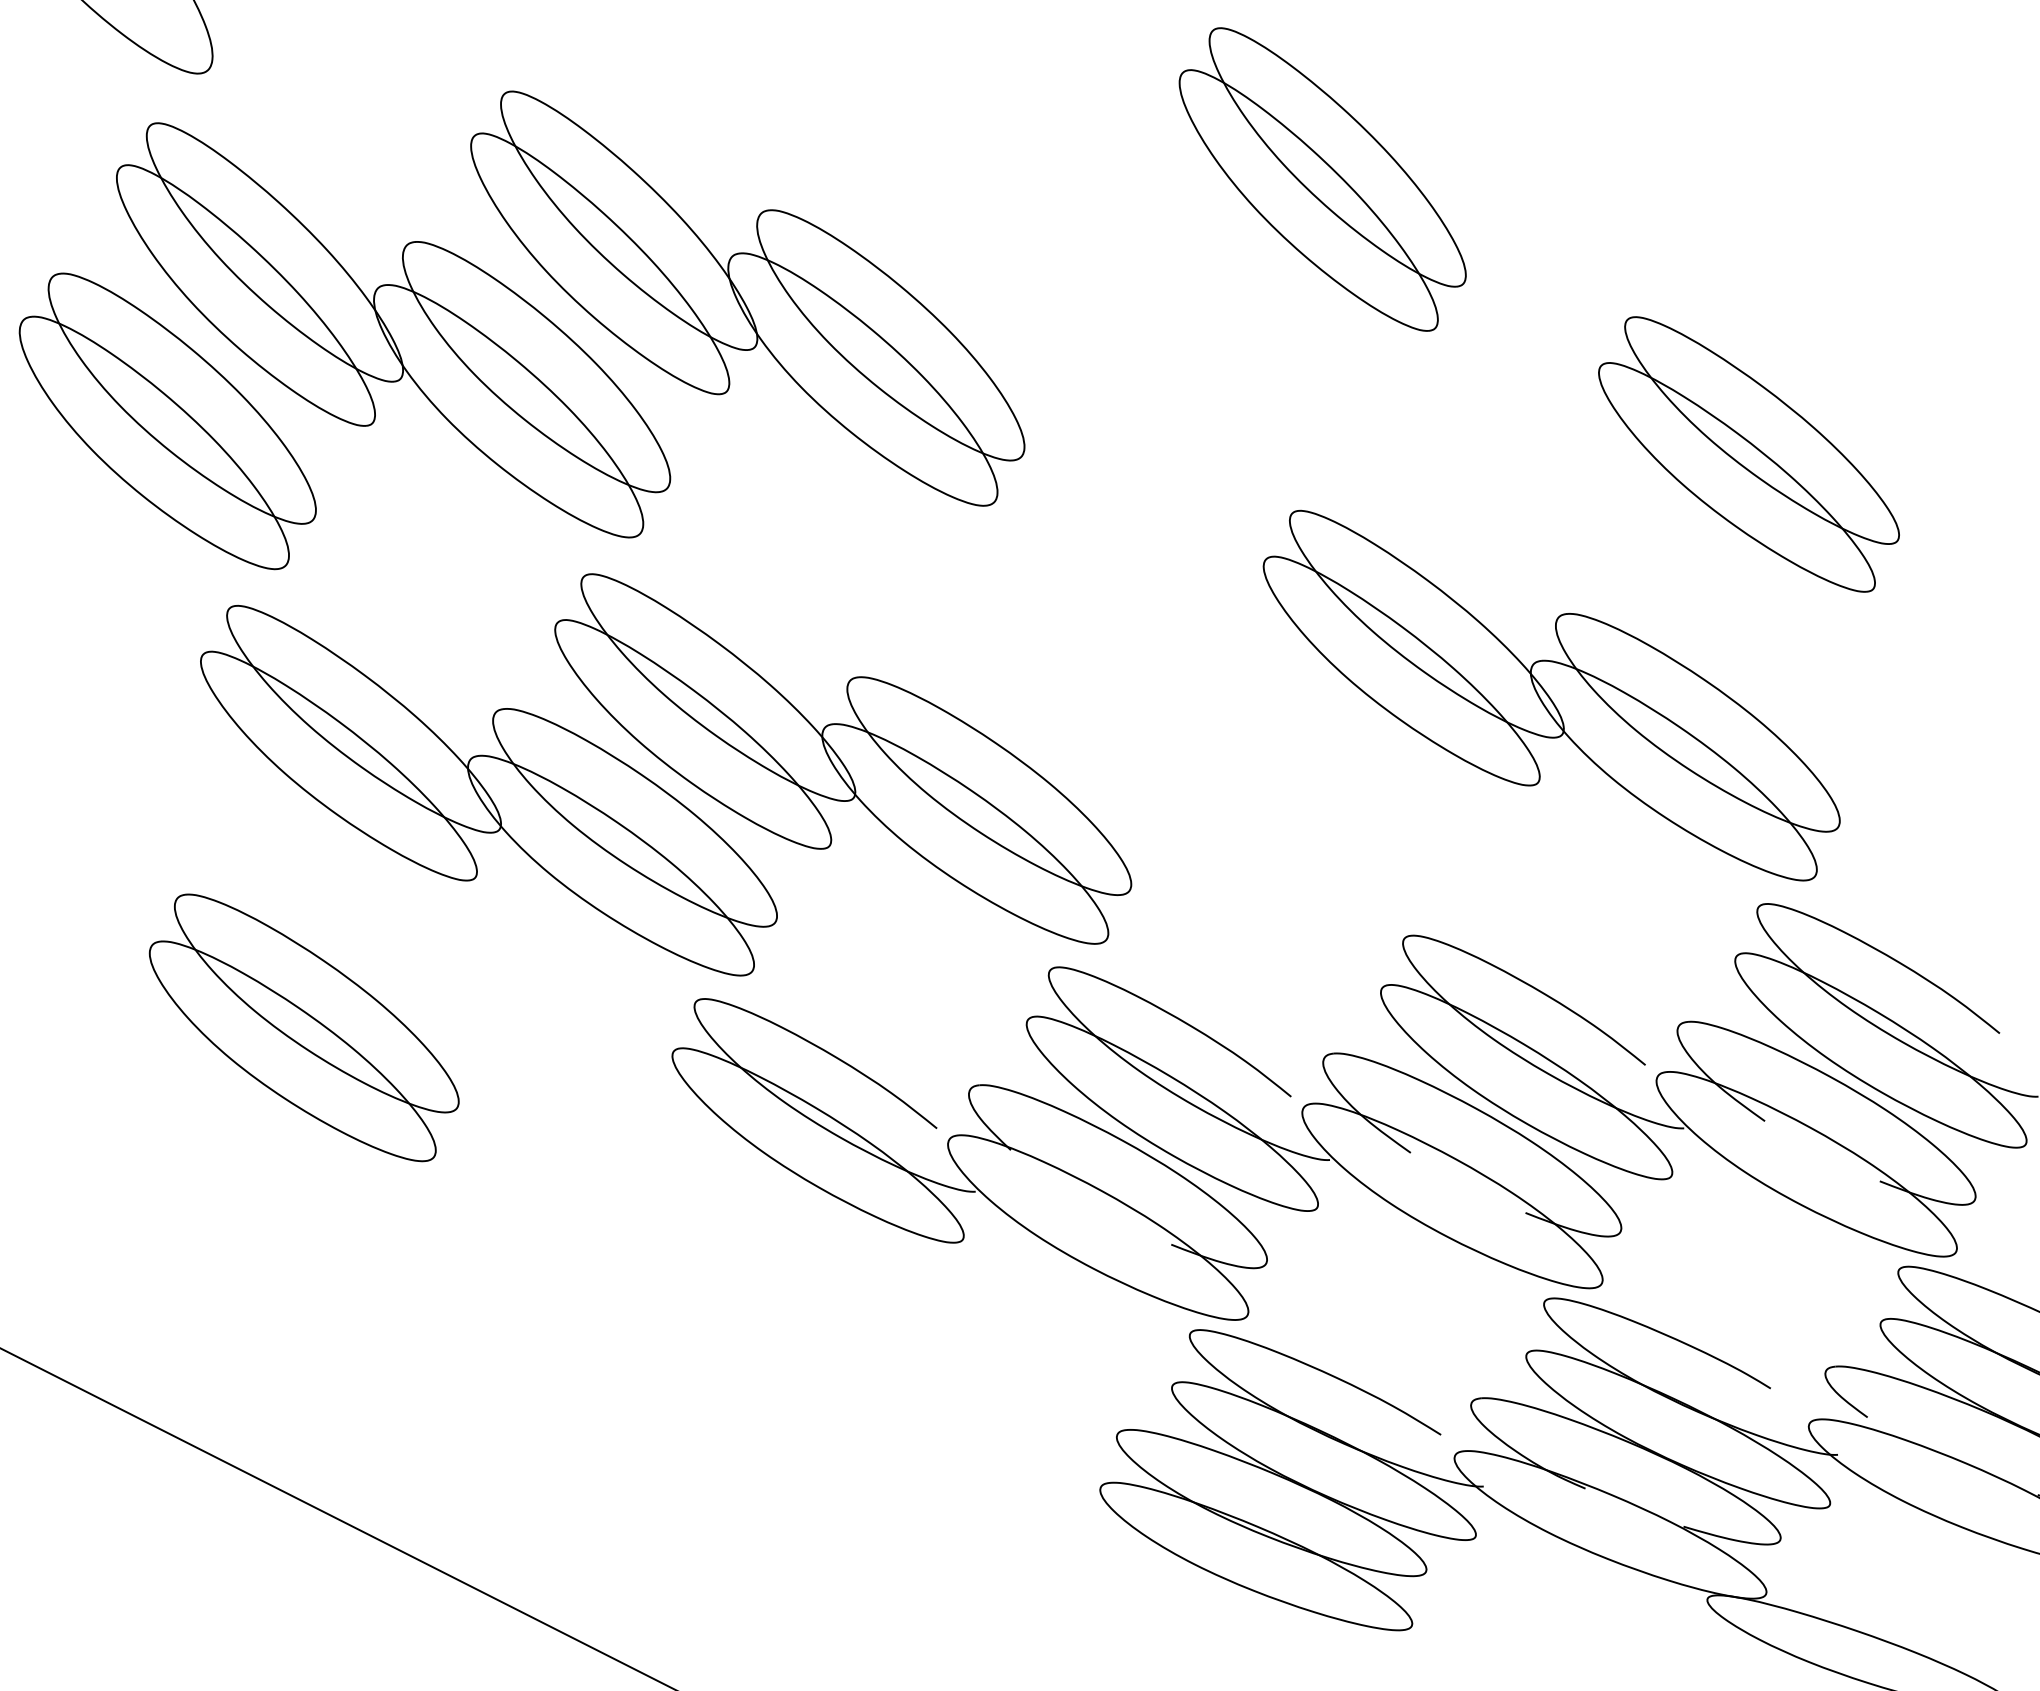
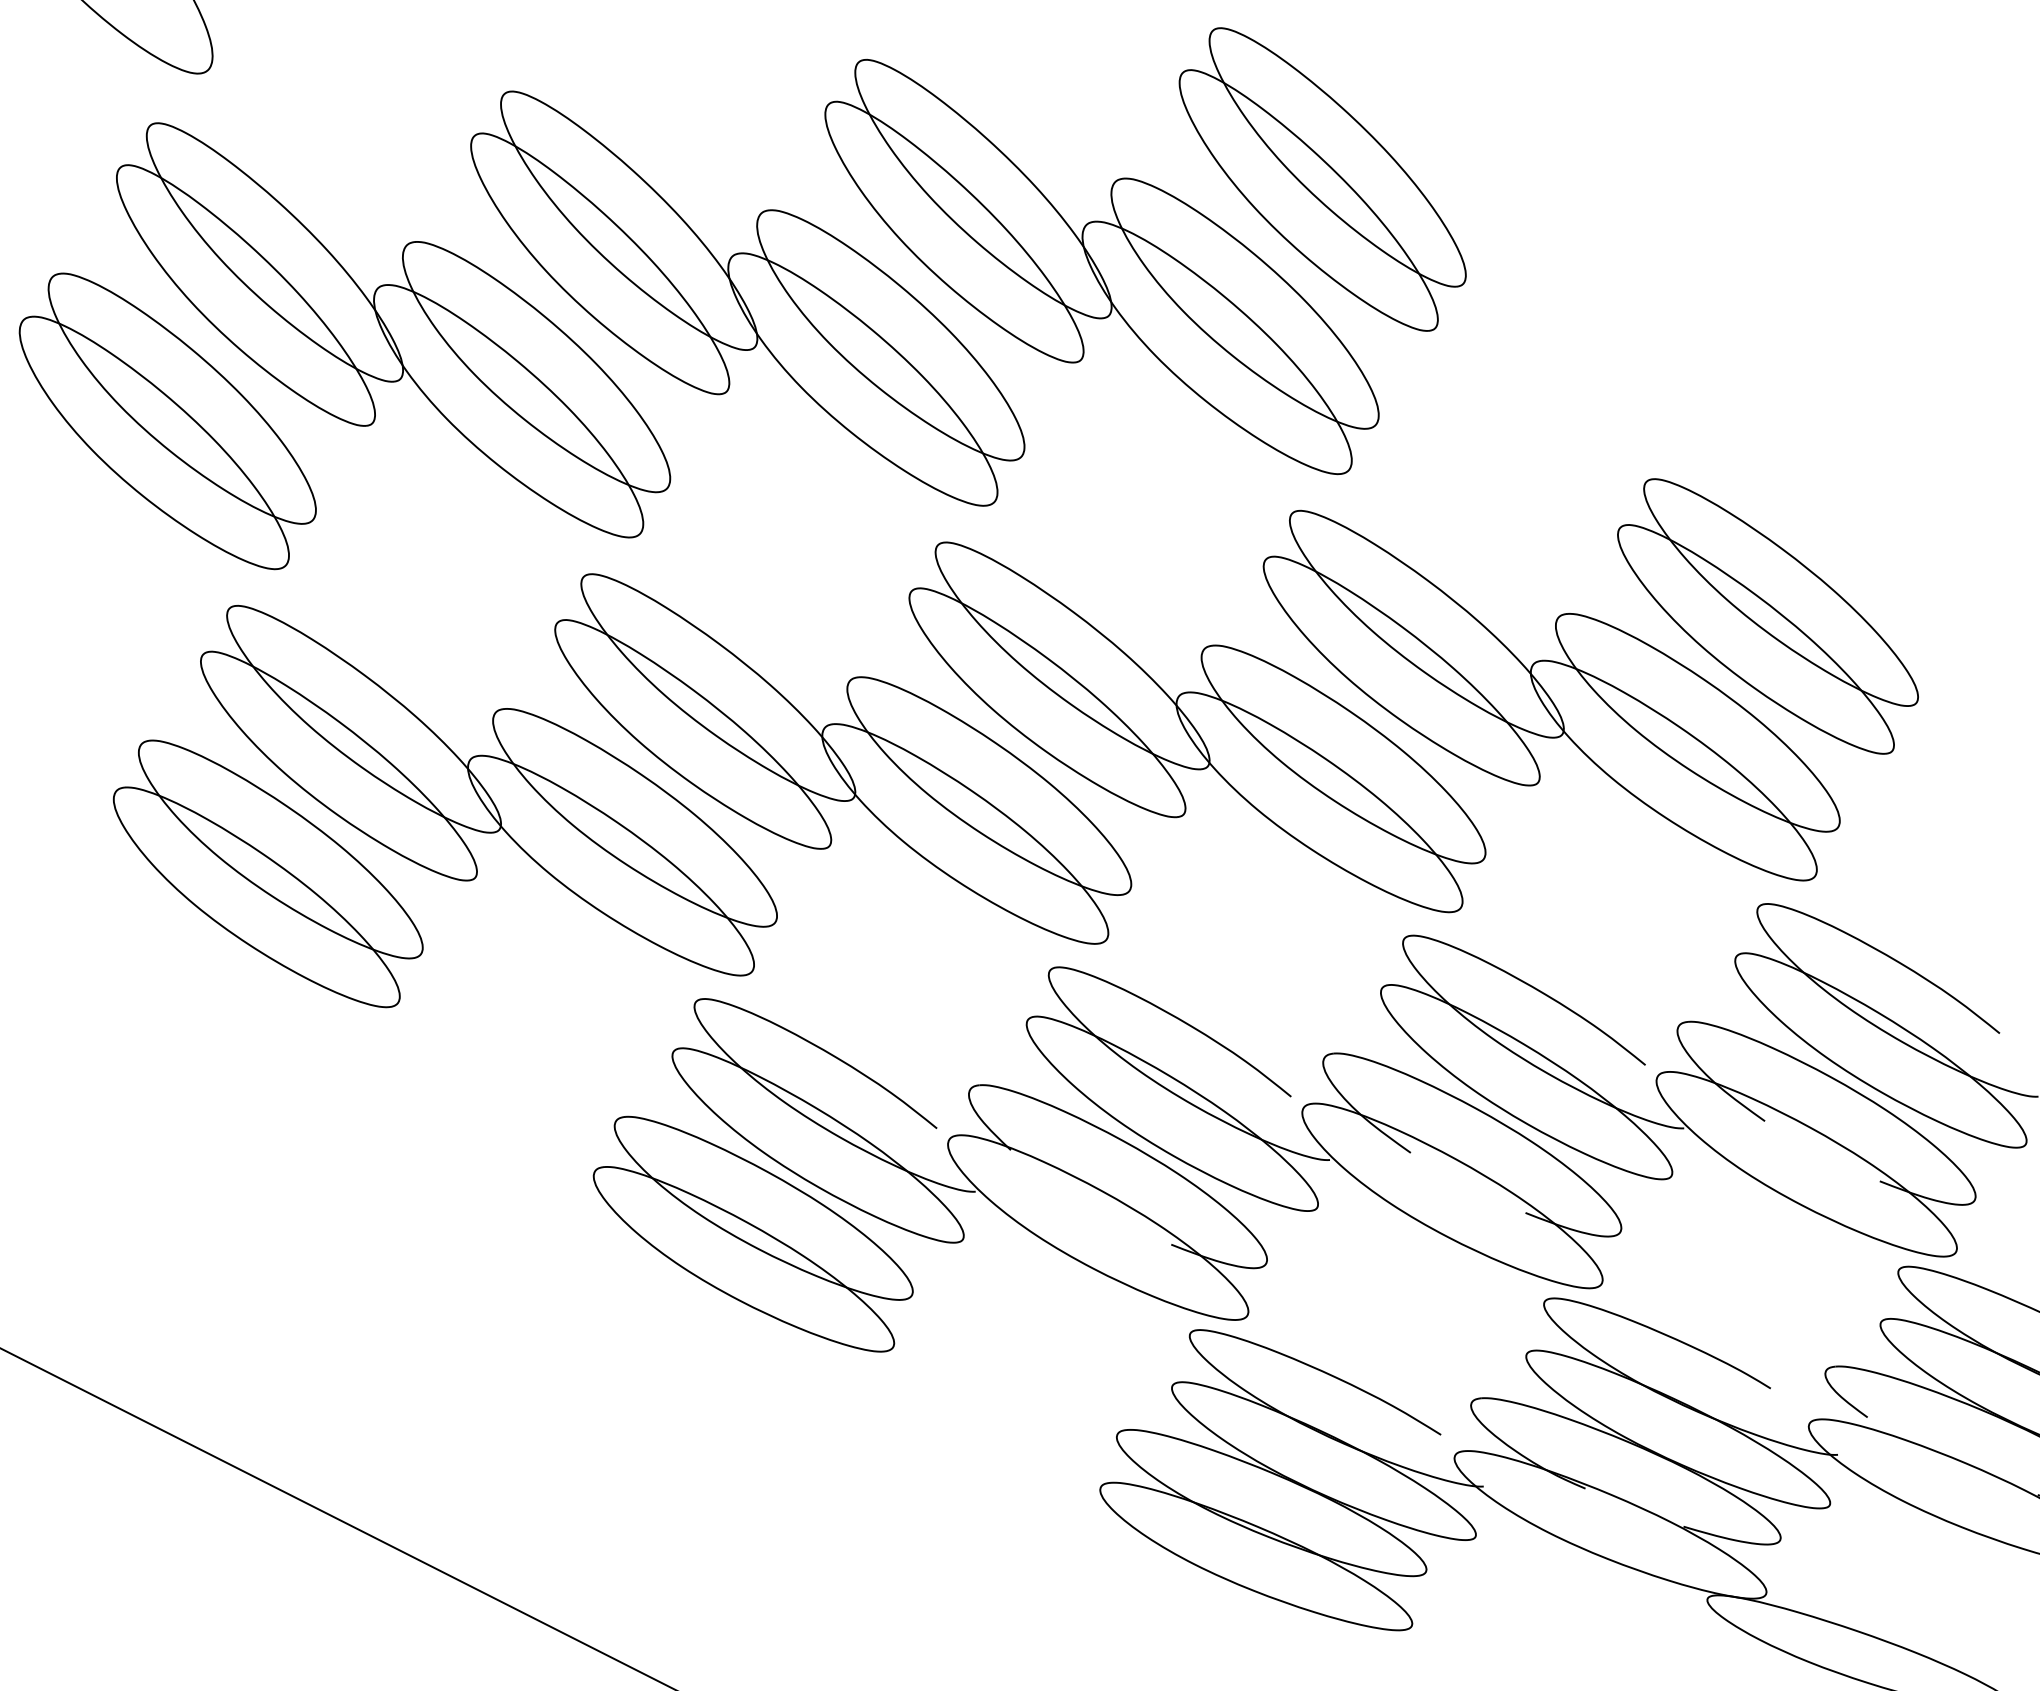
part: none -> present (1101, 266)
part position: (1748, 454) -> (1767, 616) (1767, 616)
part: none -> present (1197, 727)
part position: (303, 1027) -> (267, 873) (267, 873)
part: none -> present (752, 1233)
